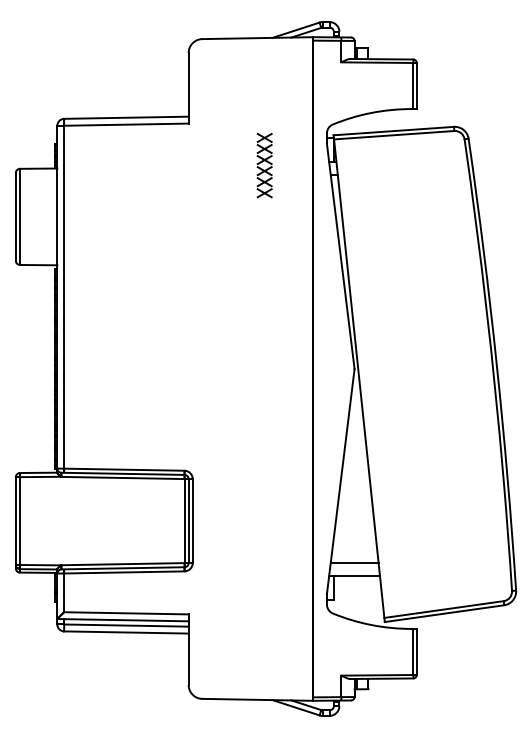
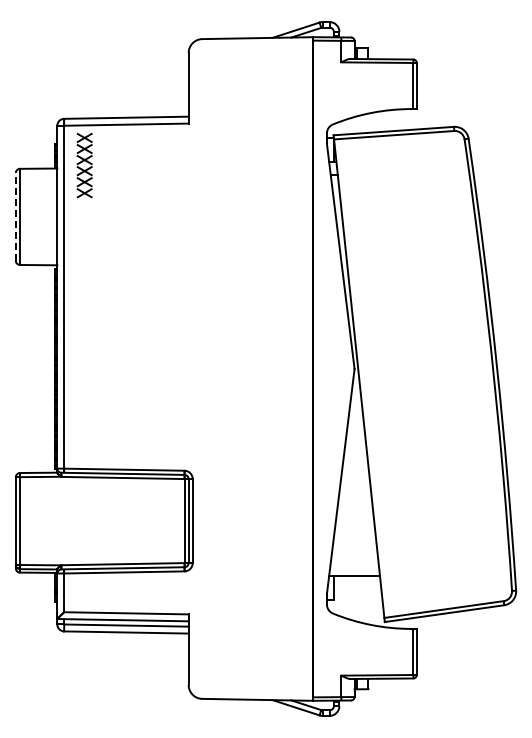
part position: (264, 165) -> (84, 165) (84, 165)
line: solid -> dashed (15, 216)
line: present -> none (354, 562)
